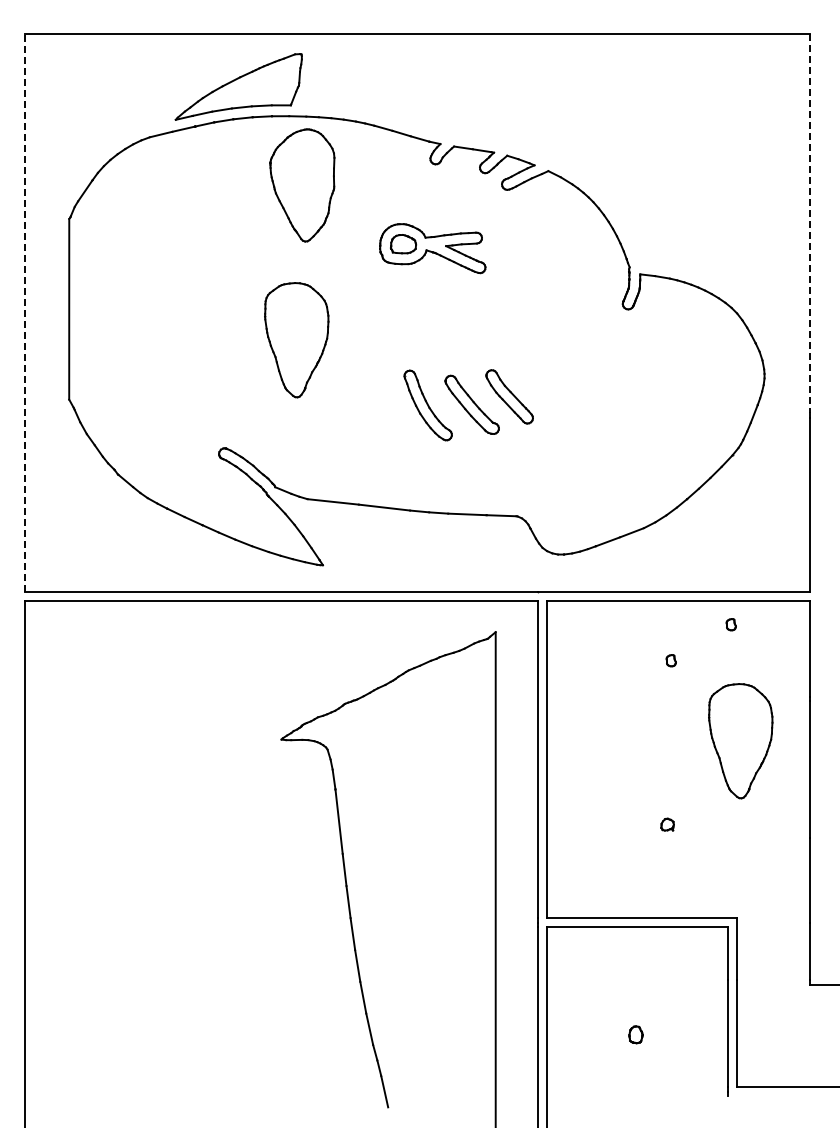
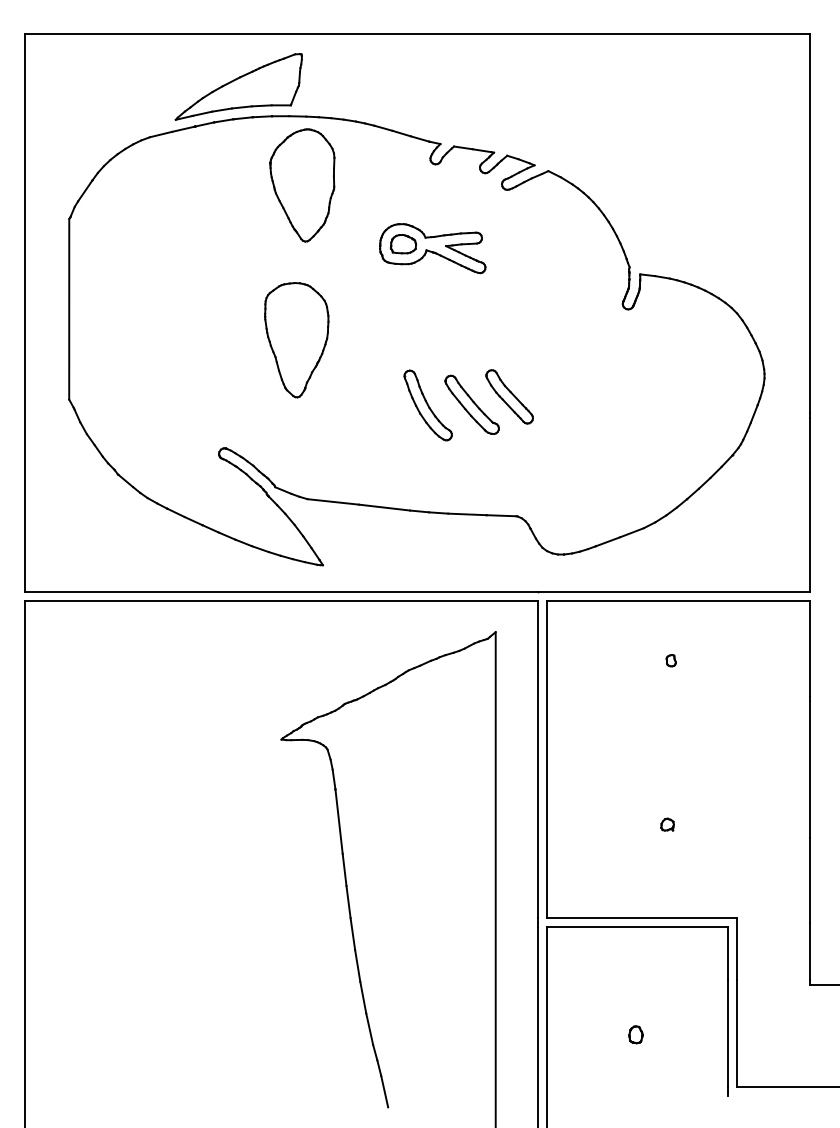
line: dashed -> solid (810, 223)
line: dashed -> solid (25, 312)
part: present -> none (730, 624)
part: present -> none (740, 741)
